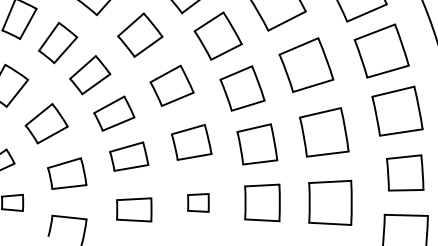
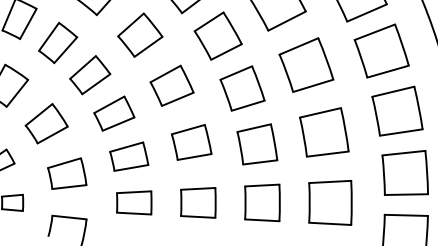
part size: 39x38 px -> 48x46 px (404, 172)
part size: 23x20 px -> 37x32 px (198, 202)
part position: (134, 209) -> (134, 202) (134, 202)
